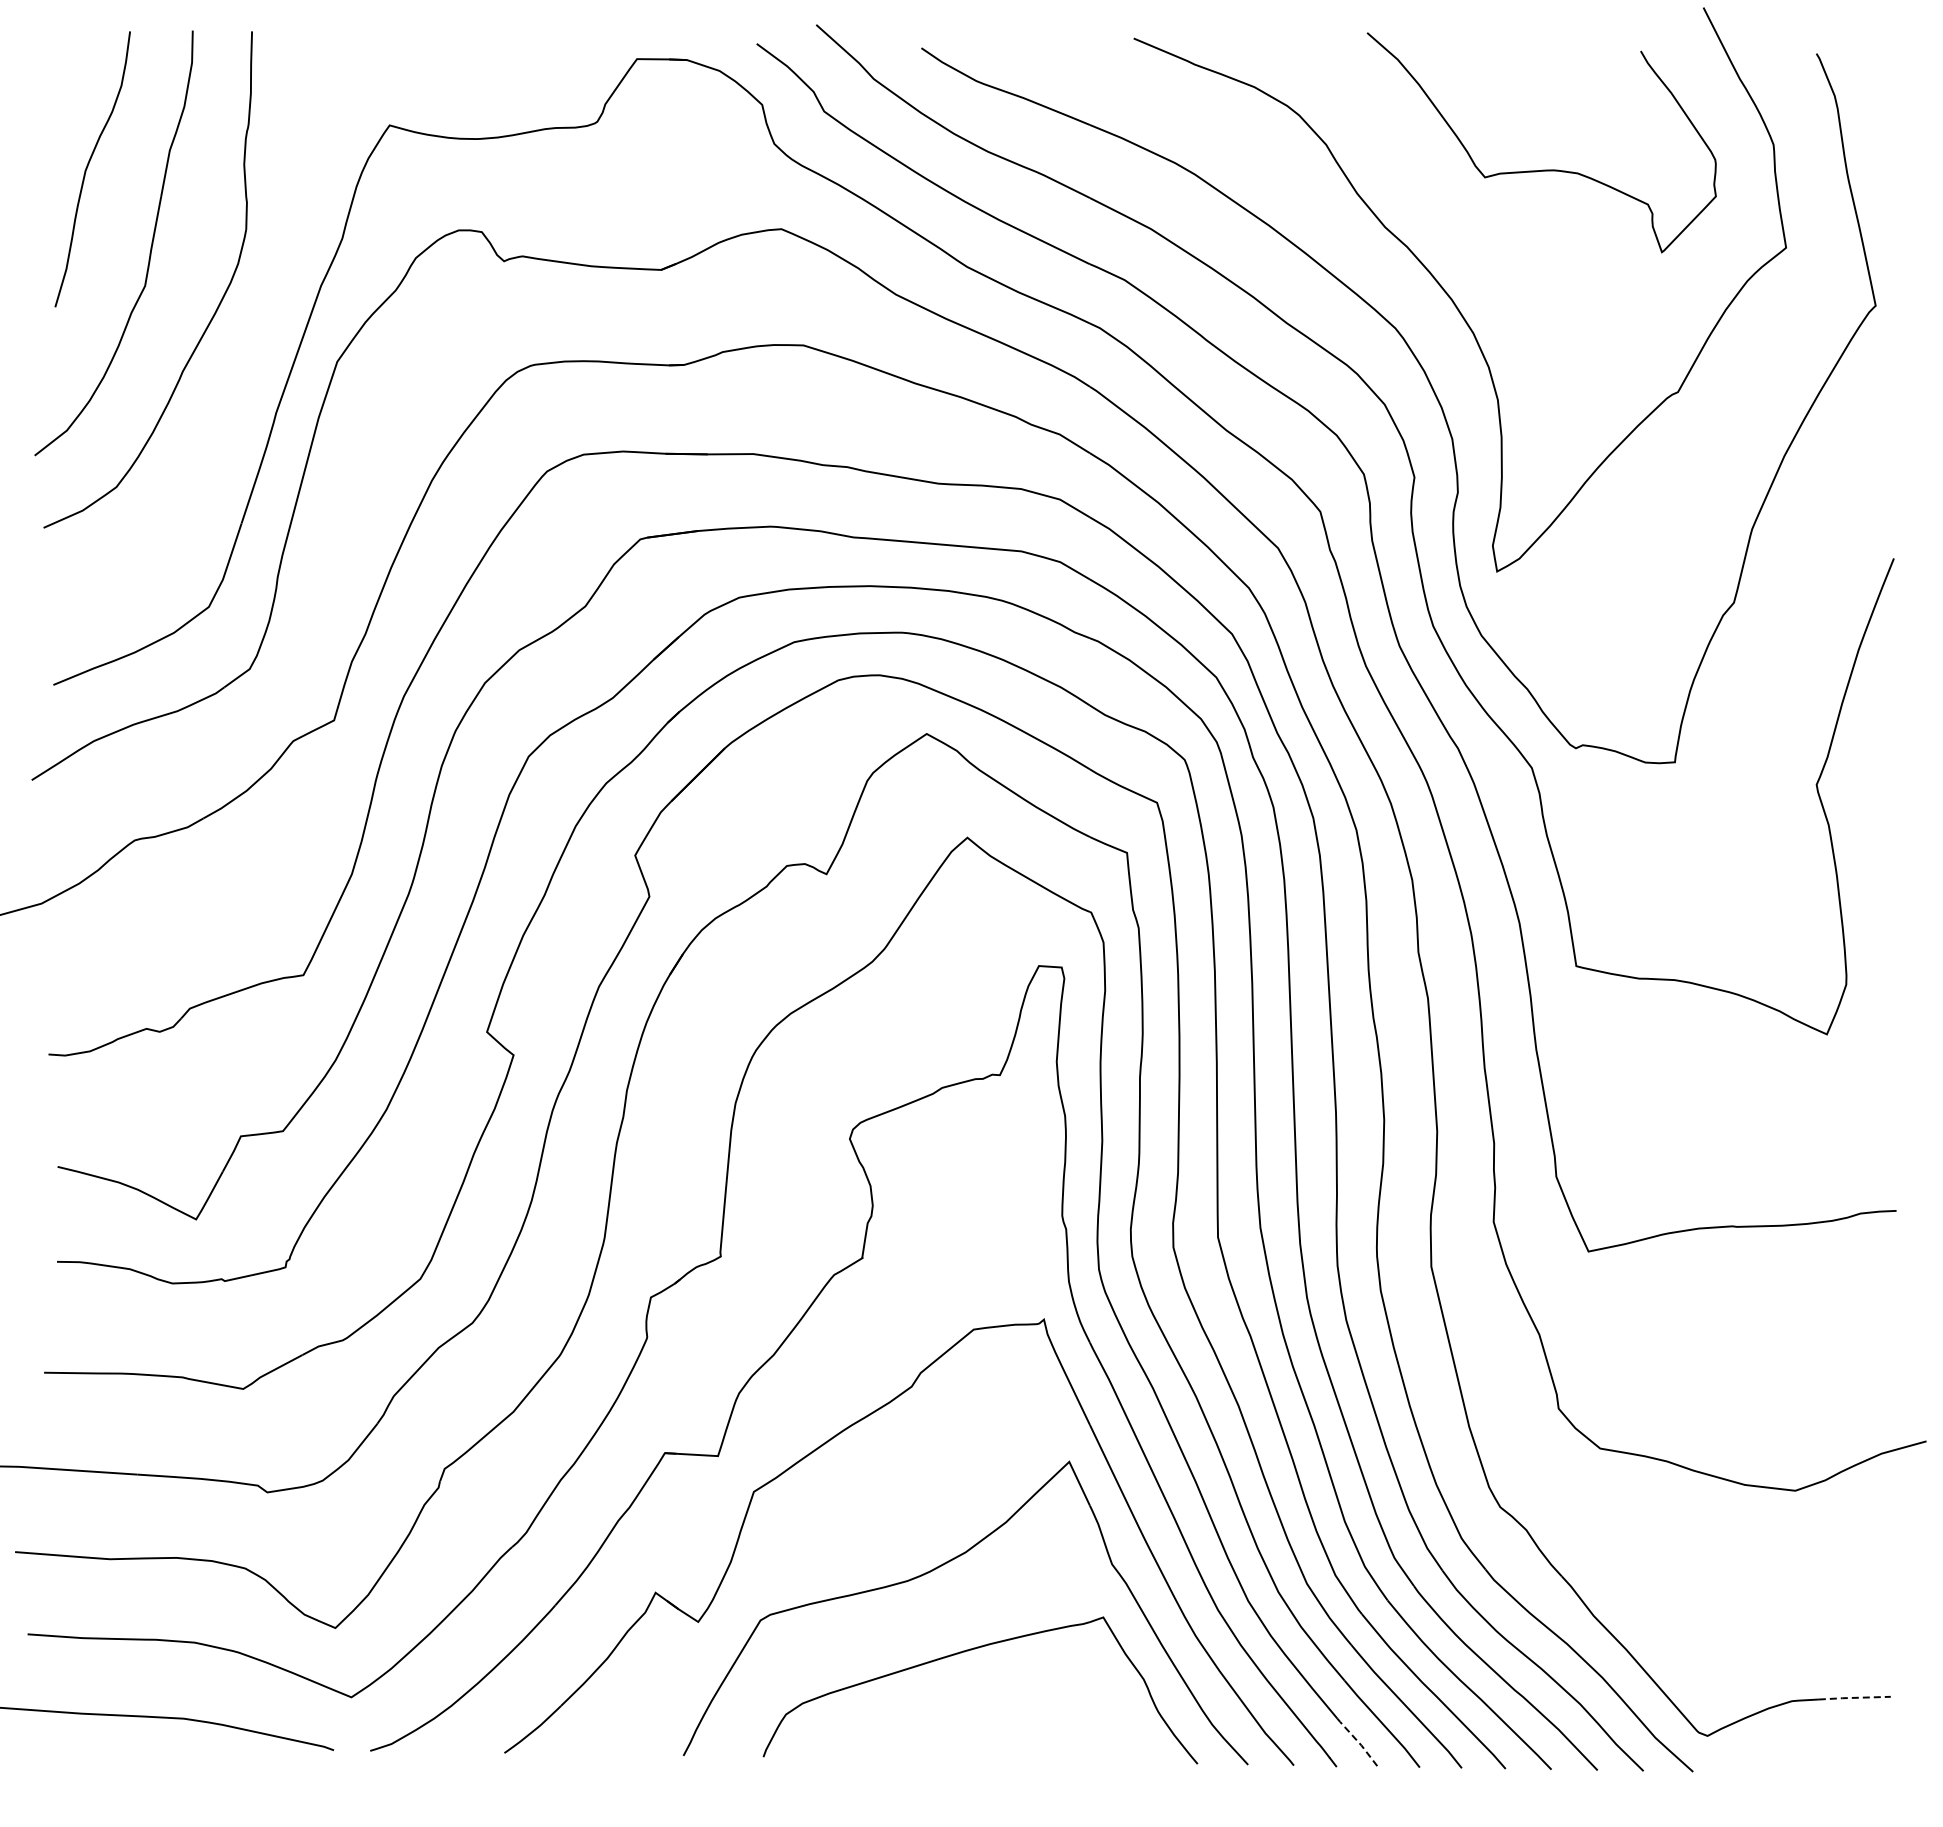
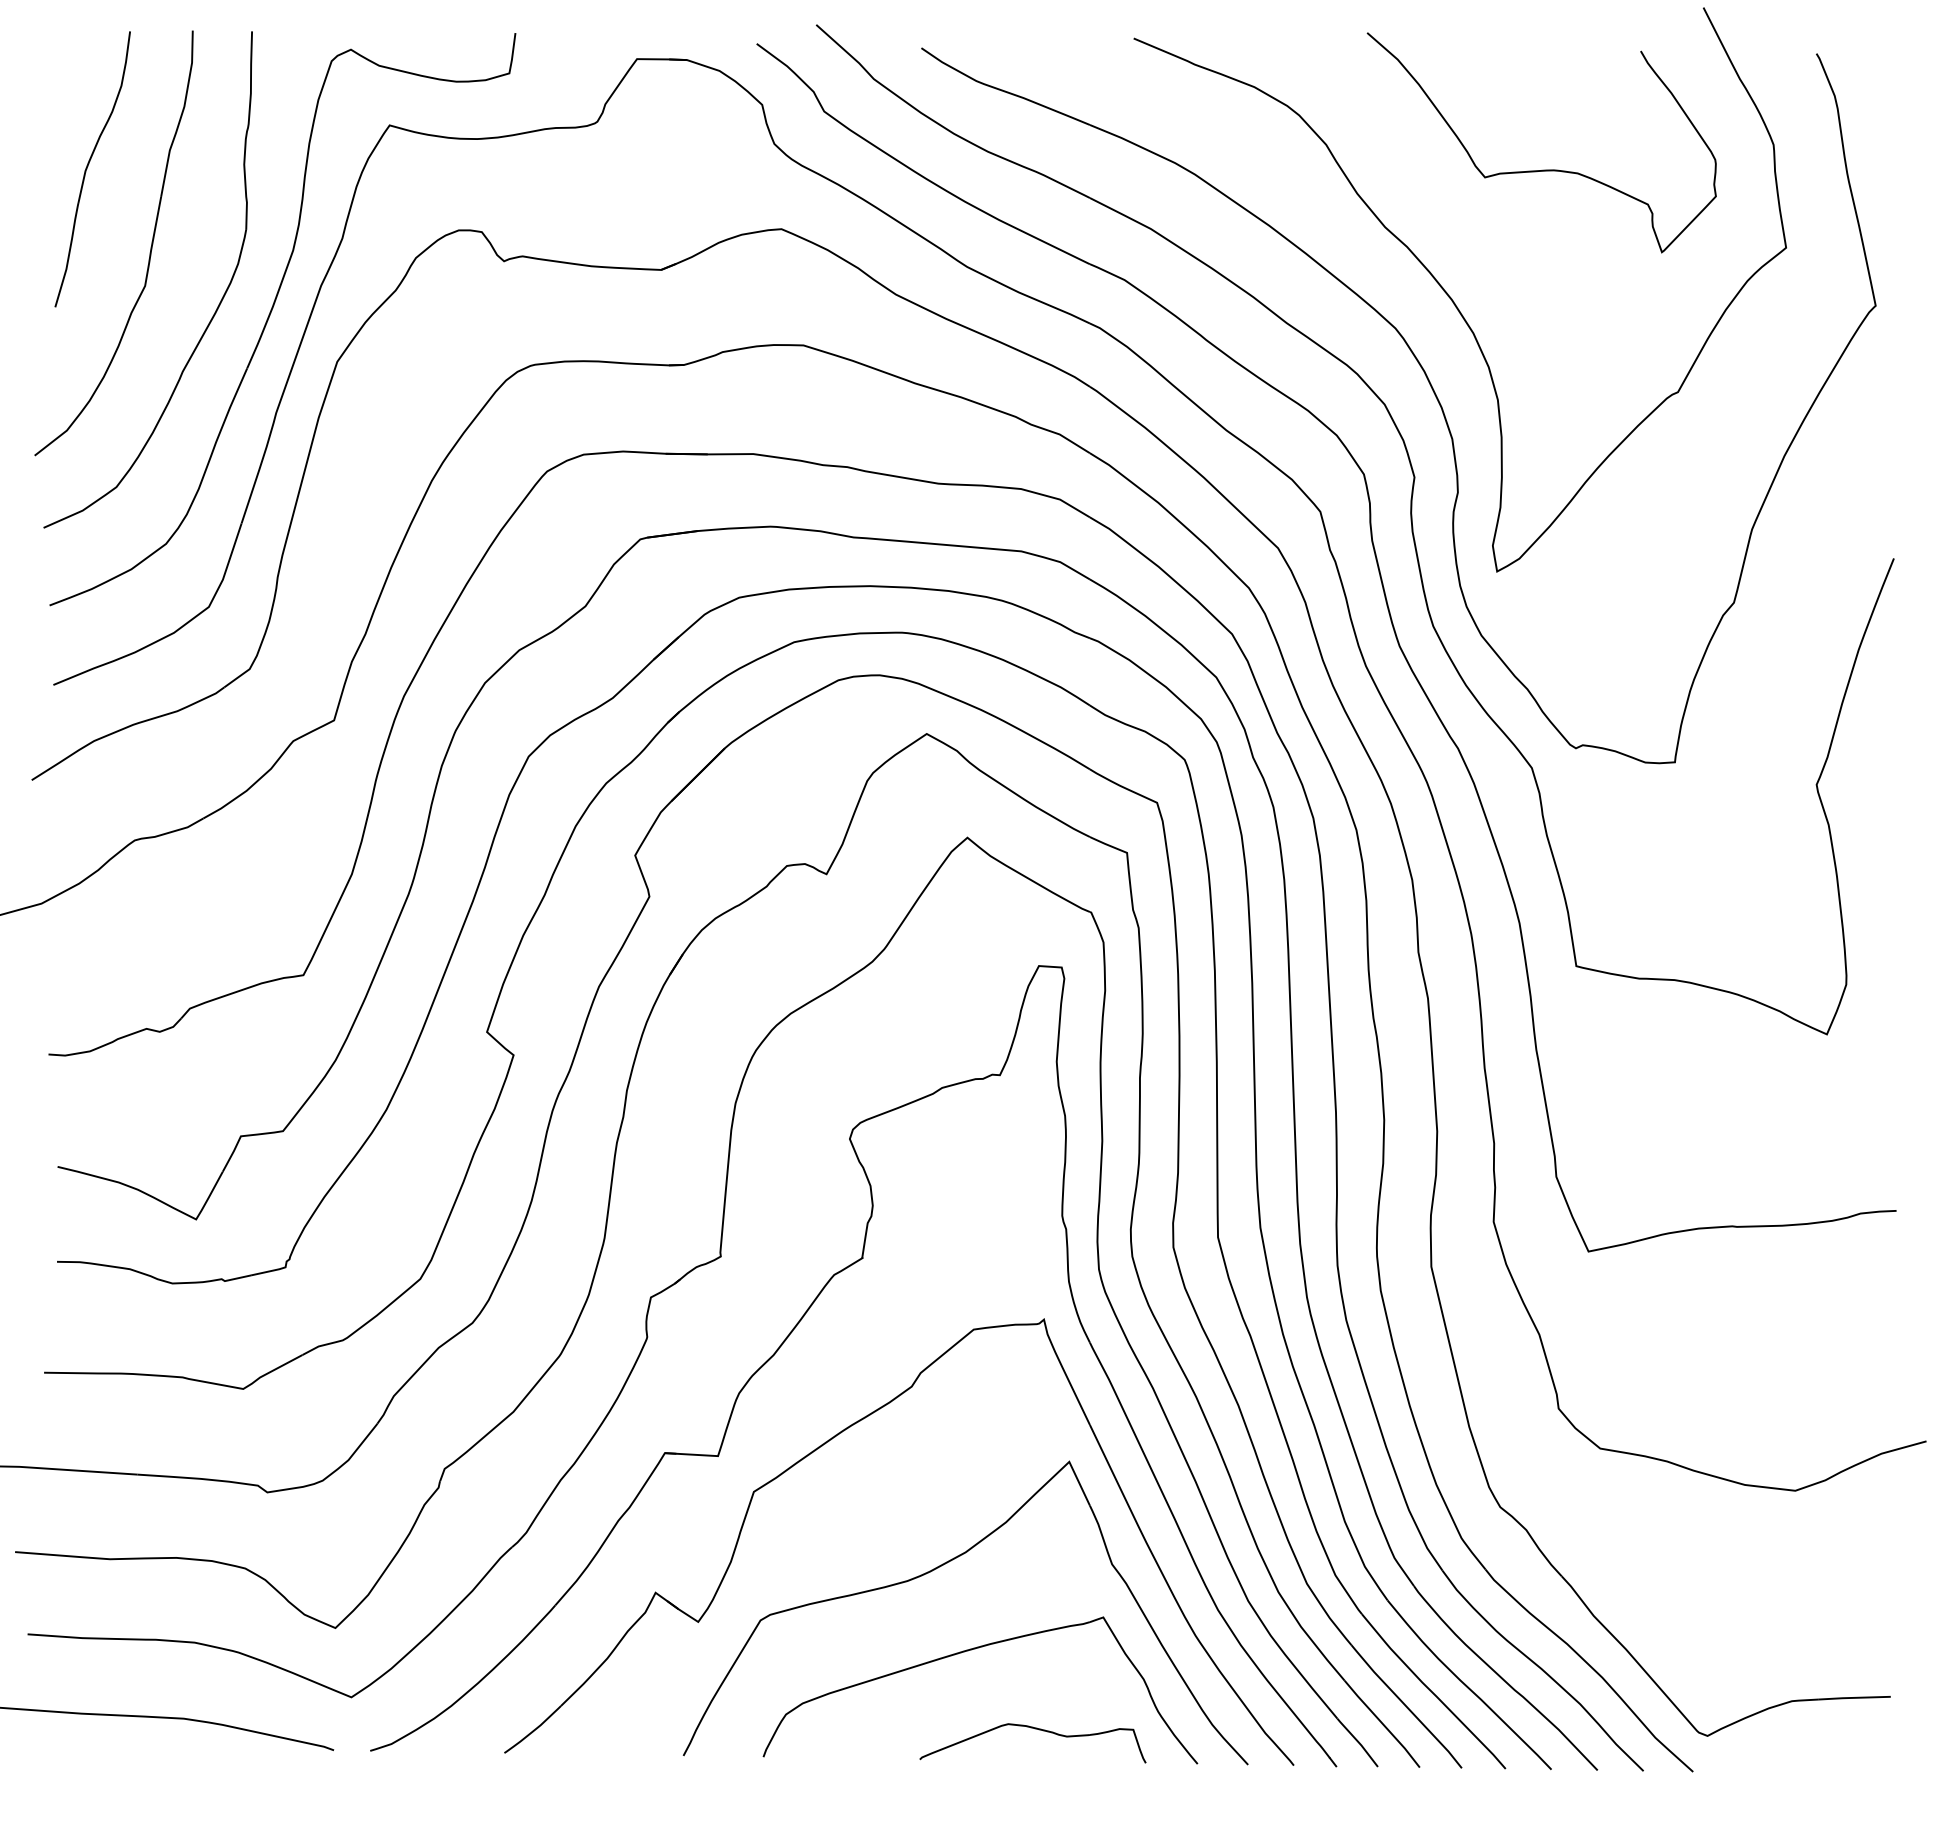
part: none -> present (271, 313)
line: dashed -> solid (1854, 1697)
part: none -> present (1035, 1729)
line: dashed -> solid (1358, 1742)
